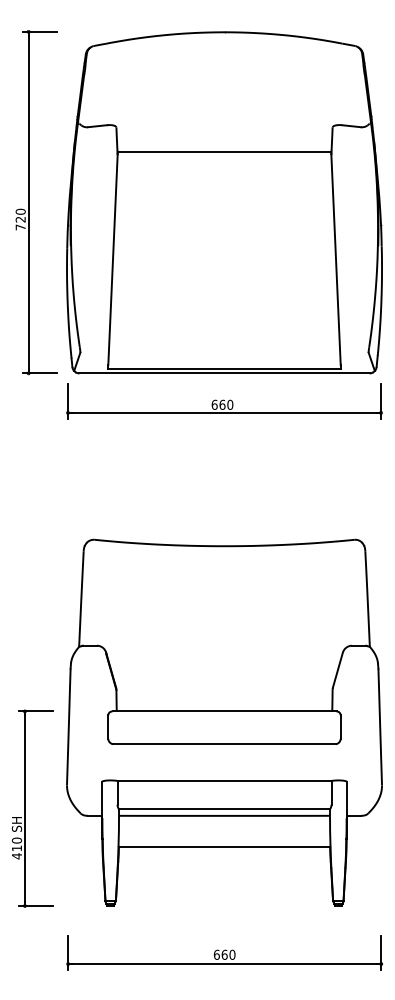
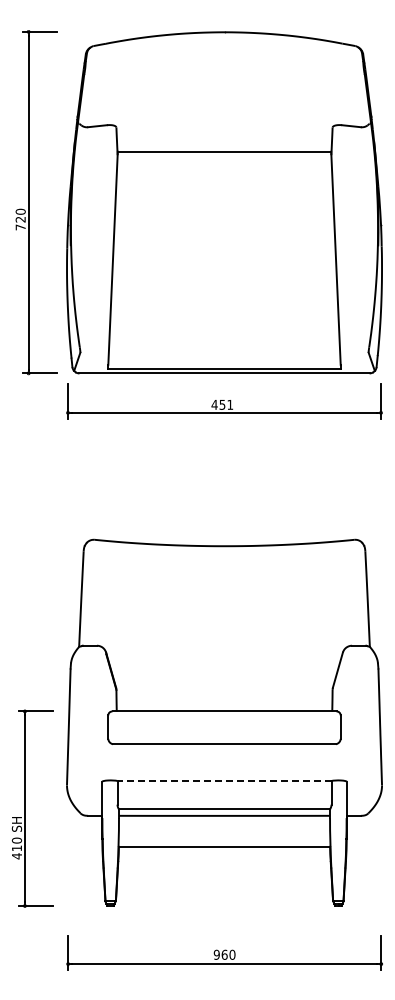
text: 660 -> 451 (222, 404)
line: solid -> dashed (224, 780)
text: 660 -> 960 (216, 954)
